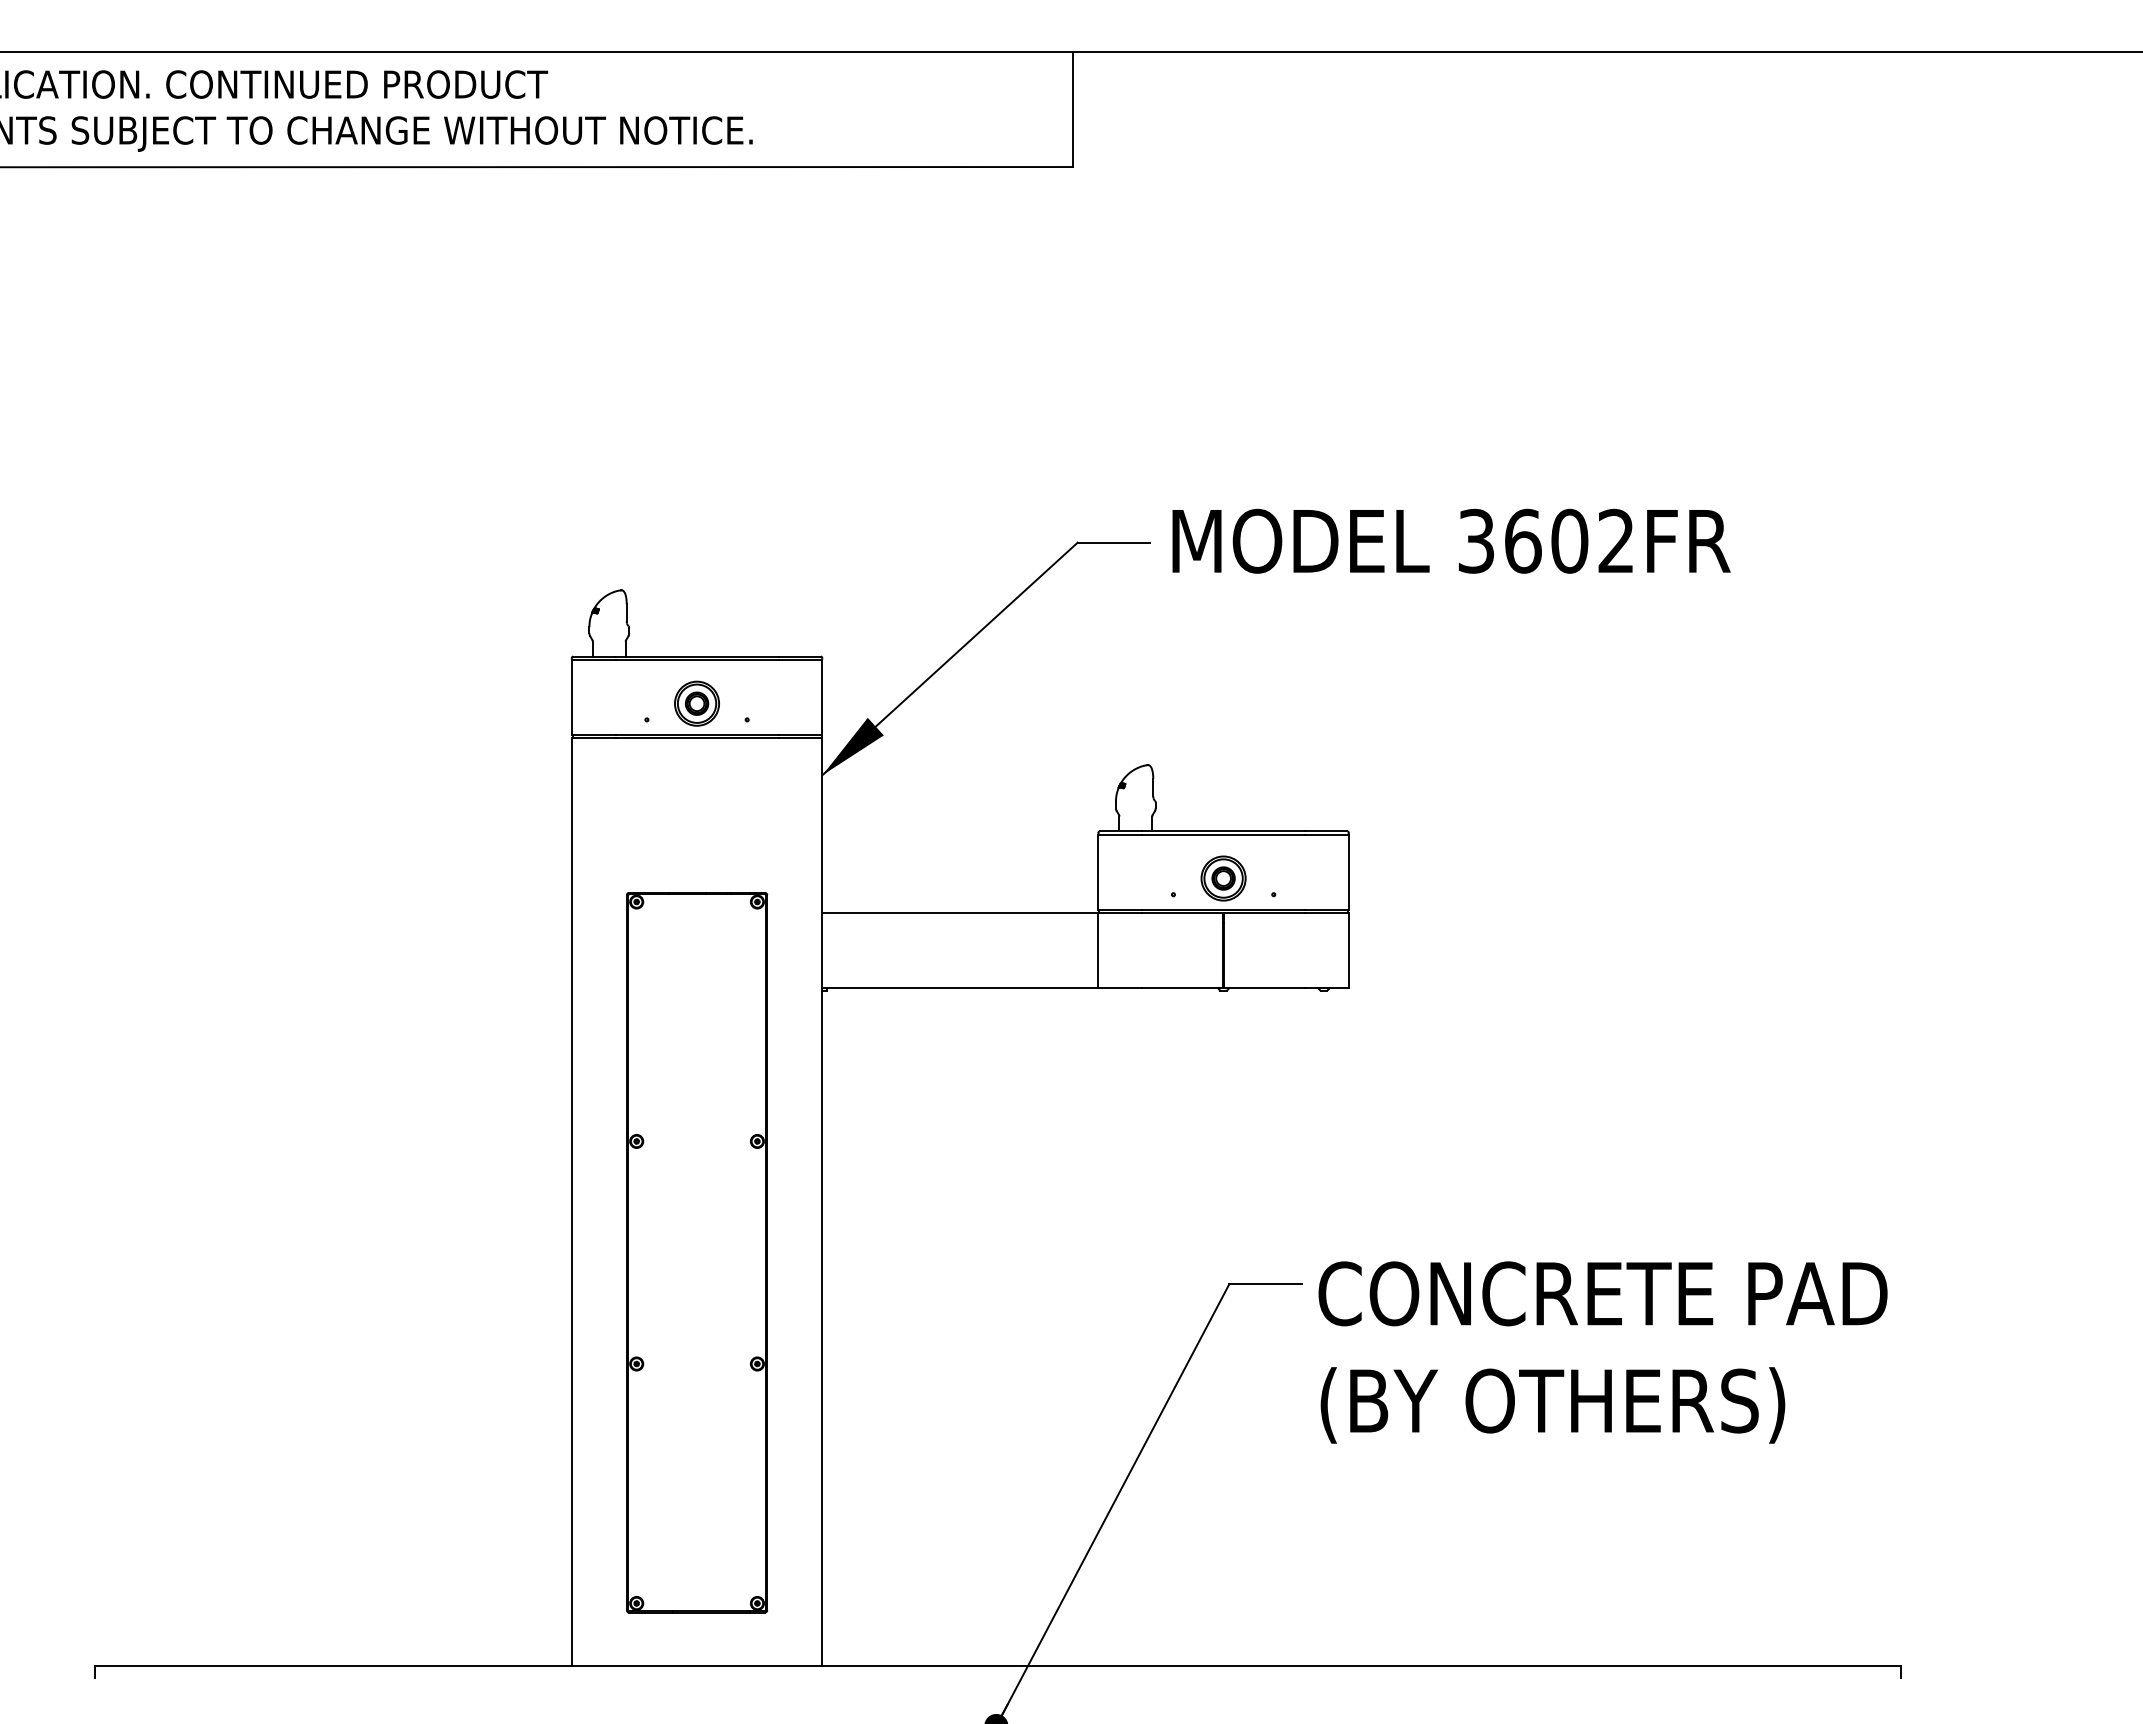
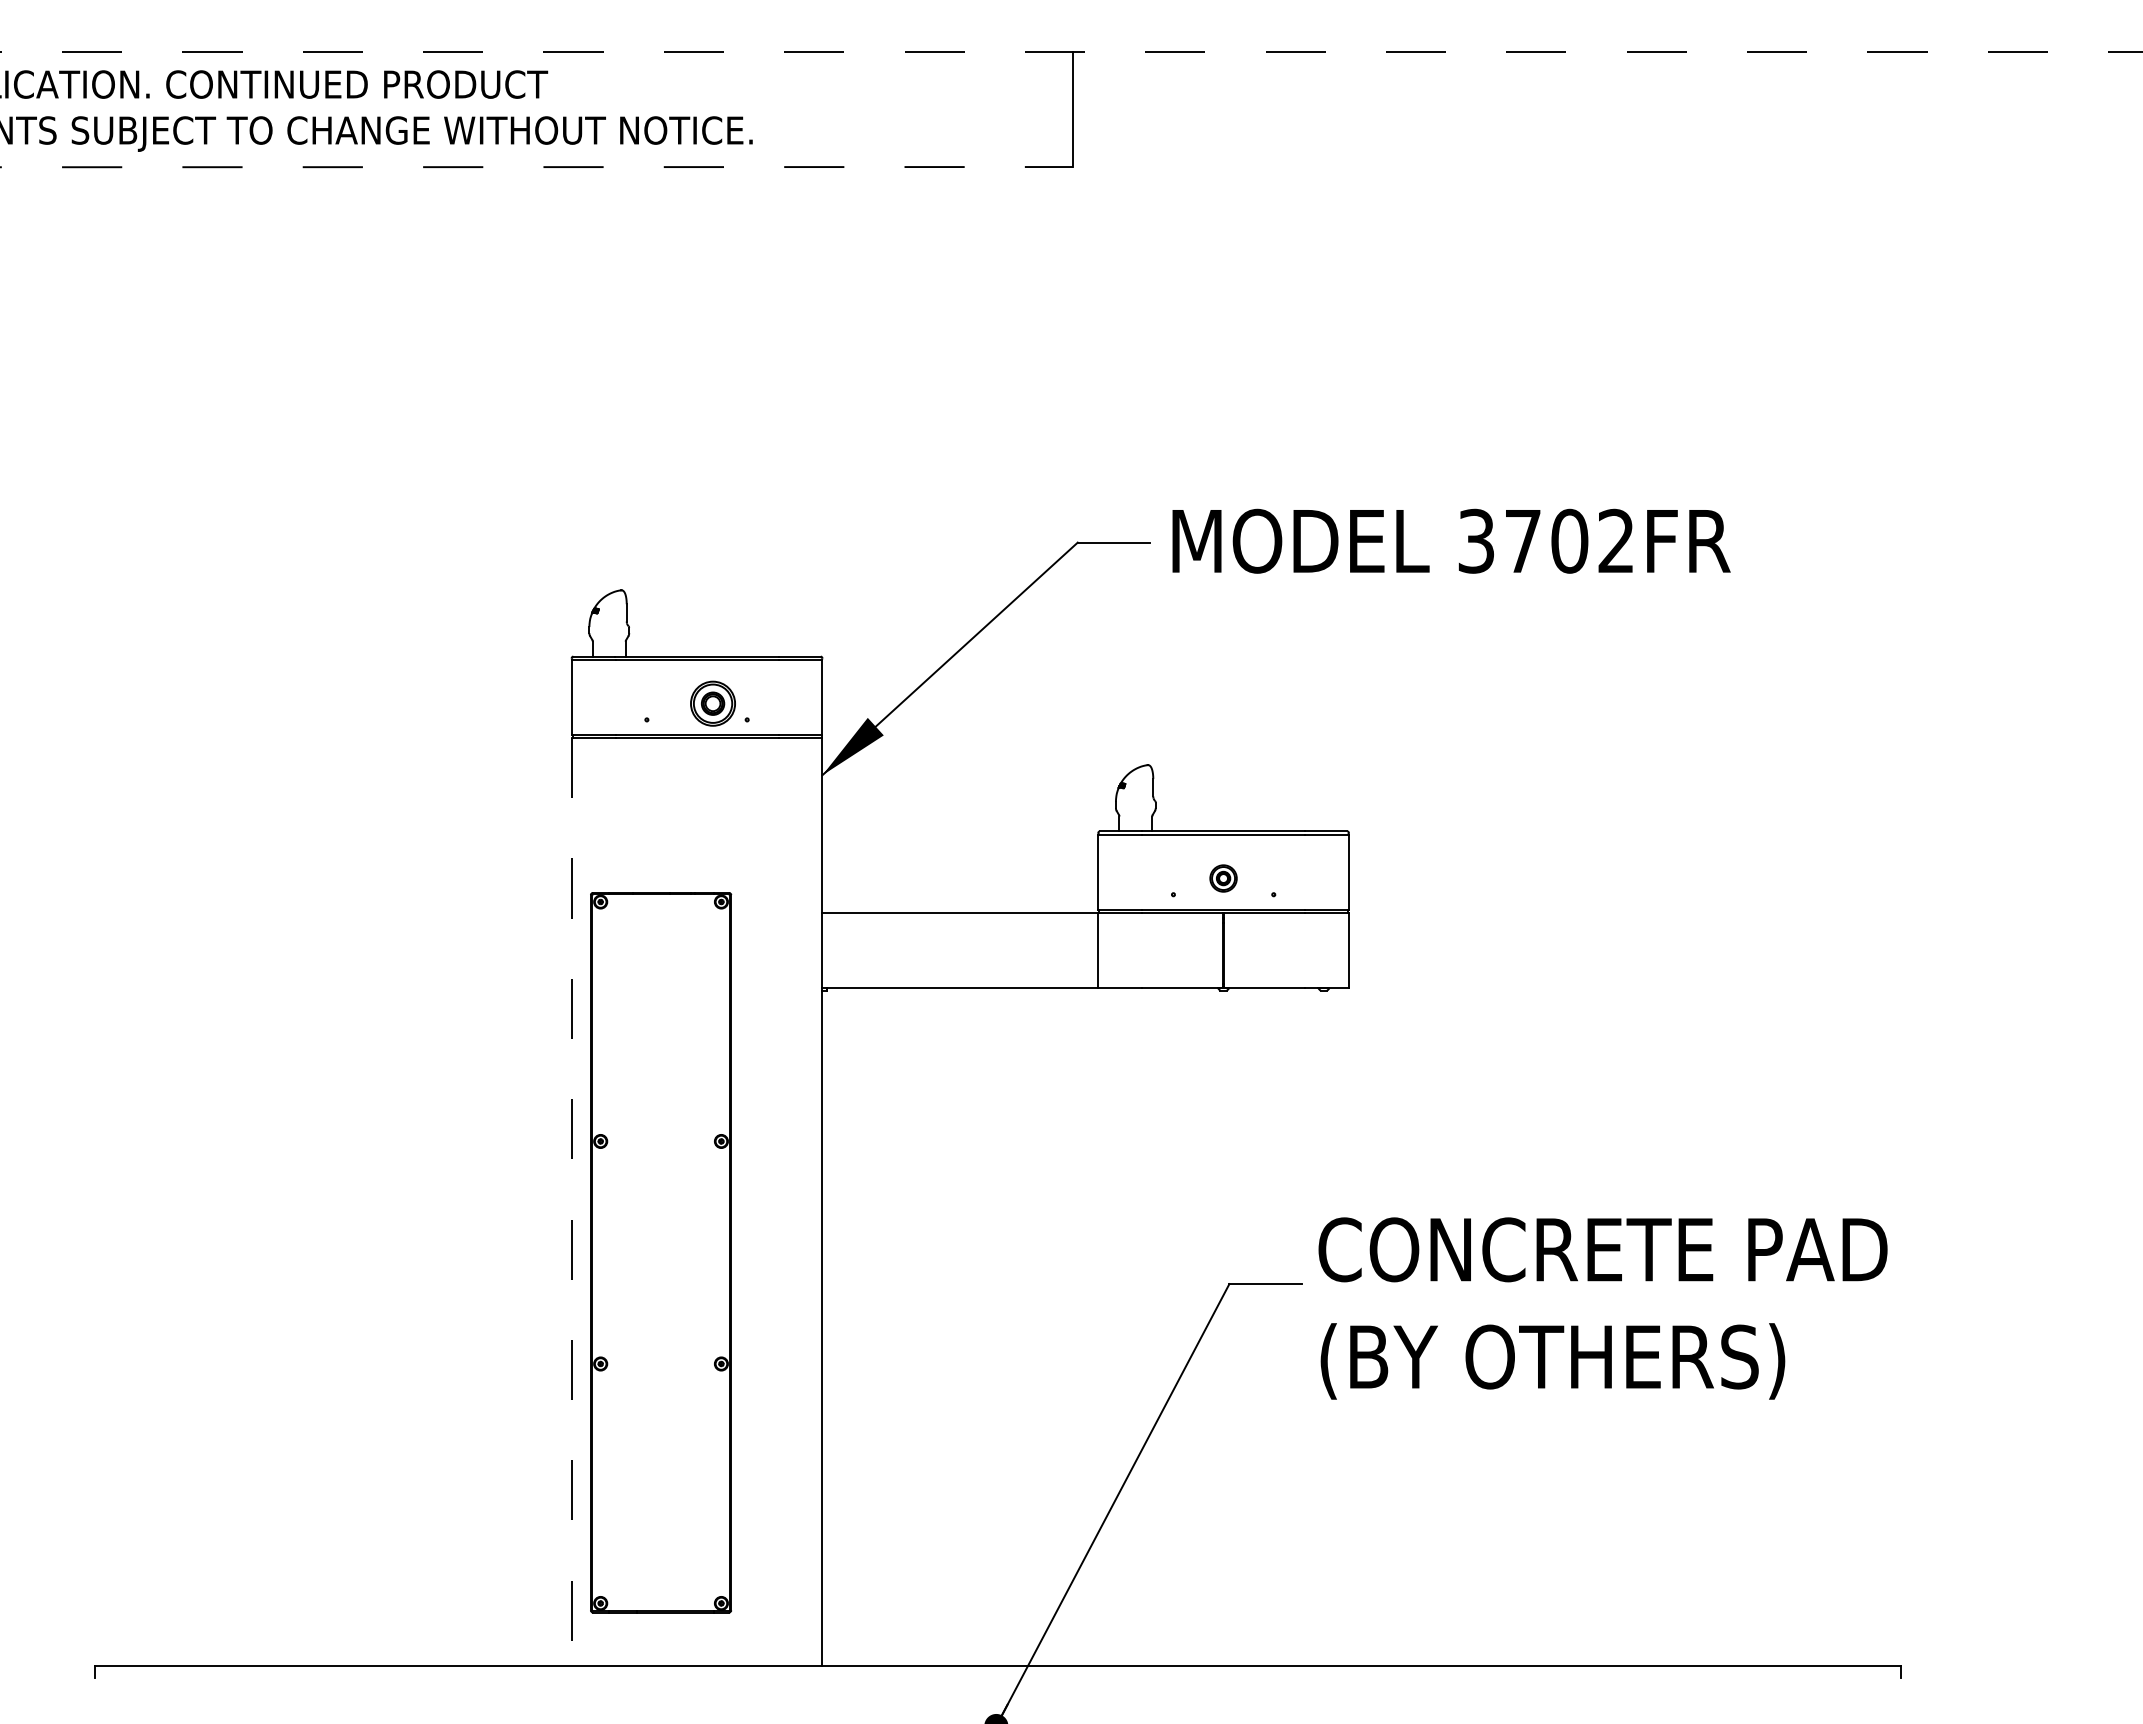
line: solid -> dashed (1072, 51)
line: solid -> dashed (537, 167)
text: 3602FR -> 3702FR (1523, 540)
part position: (696, 703) -> (712, 703) (712, 703)
part size: 47x47 px -> 29x29 px (1223, 878)
line: solid -> dashed (571, 1201)
part position: (697, 1252) -> (661, 1252) (661, 1252)
text position: (1602, 1352) -> (1602, 1308) (1602, 1308)
